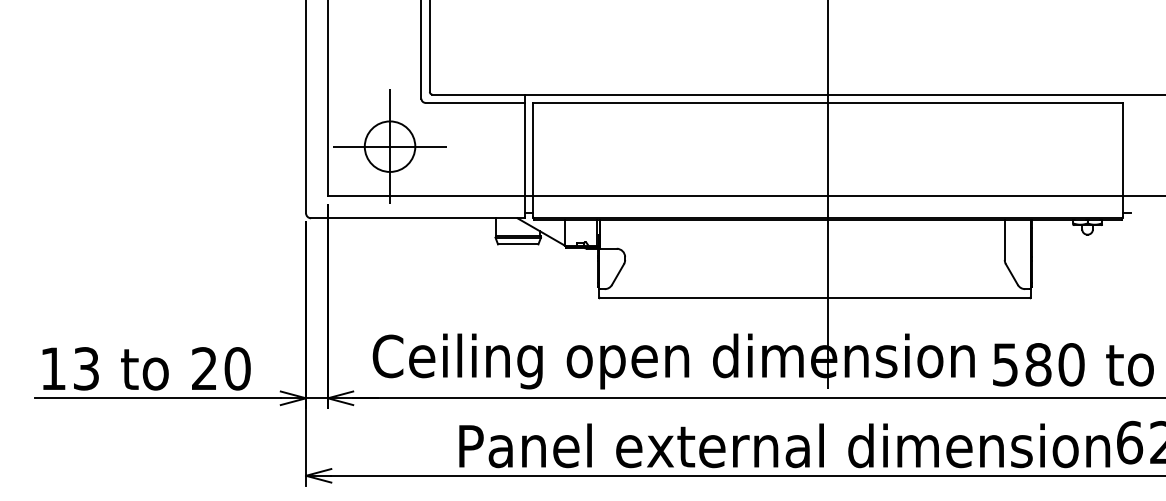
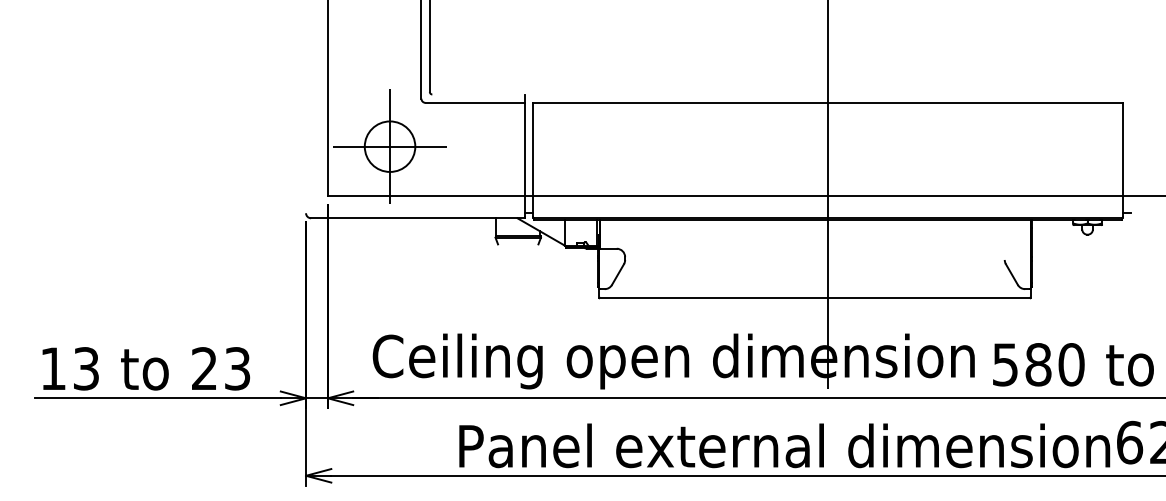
line: present -> none (797, 94)
line: present -> none (306, 107)
line: present -> none (1004, 239)
line: present -> none (518, 244)
text: 20 -> 23 (237, 368)
